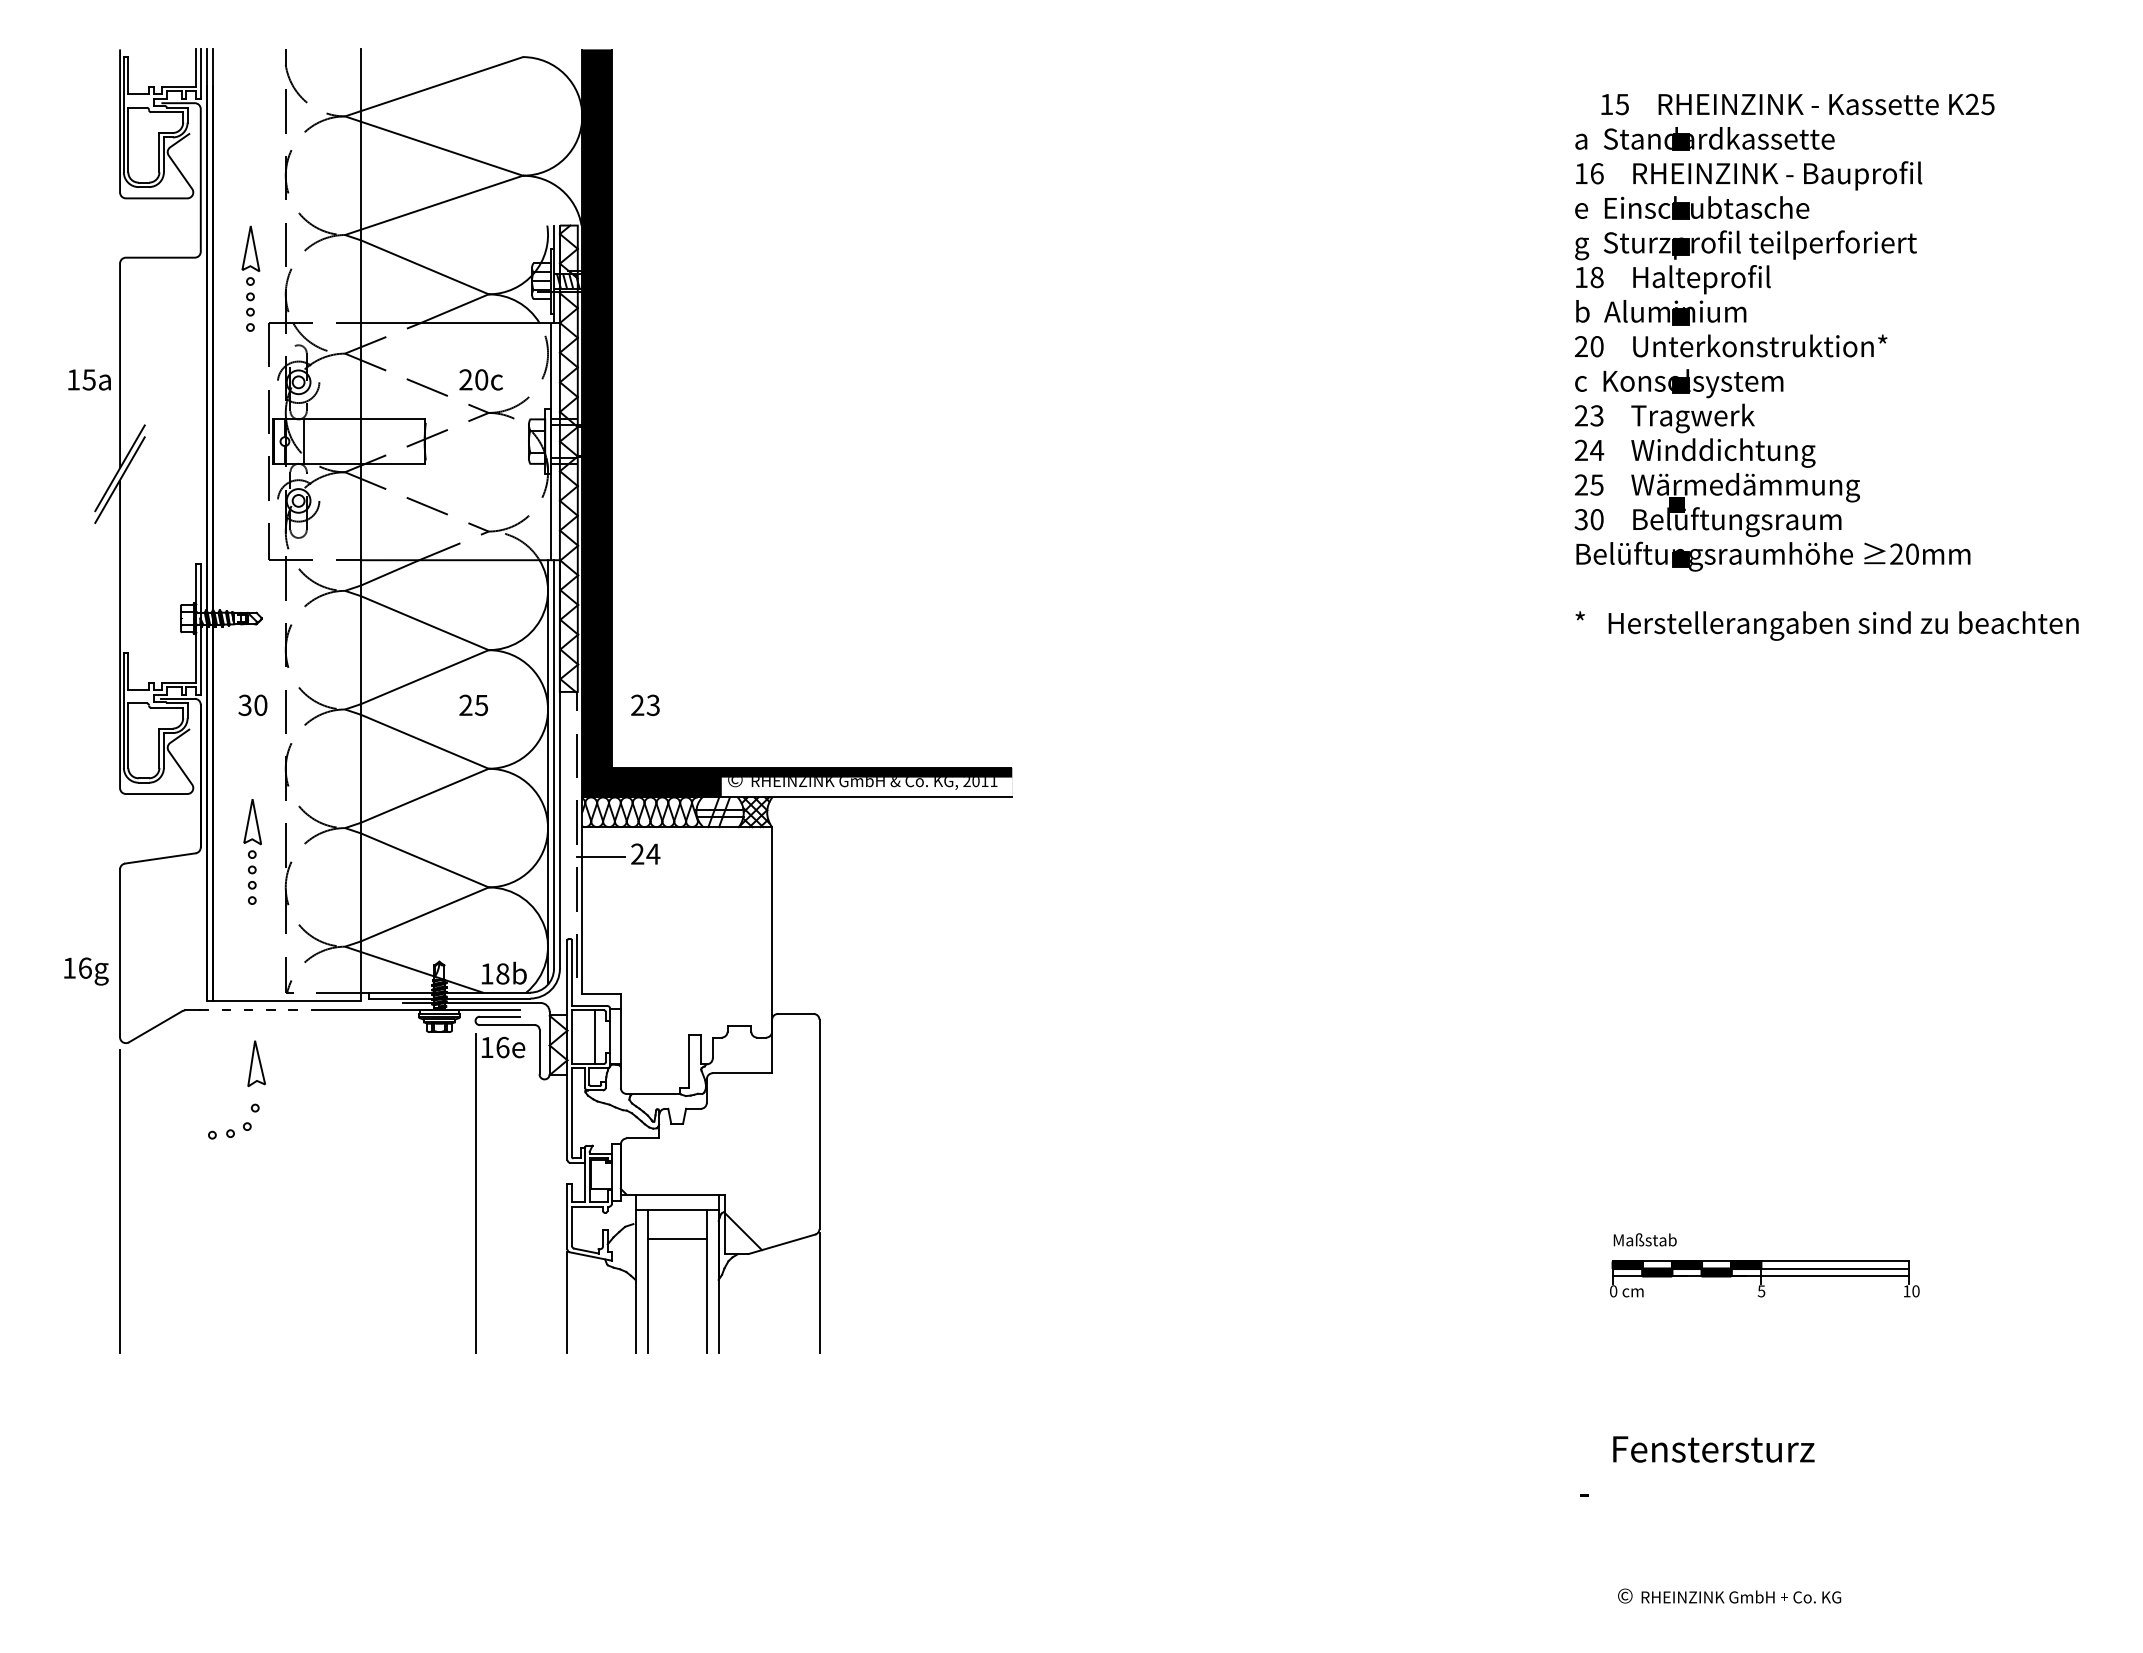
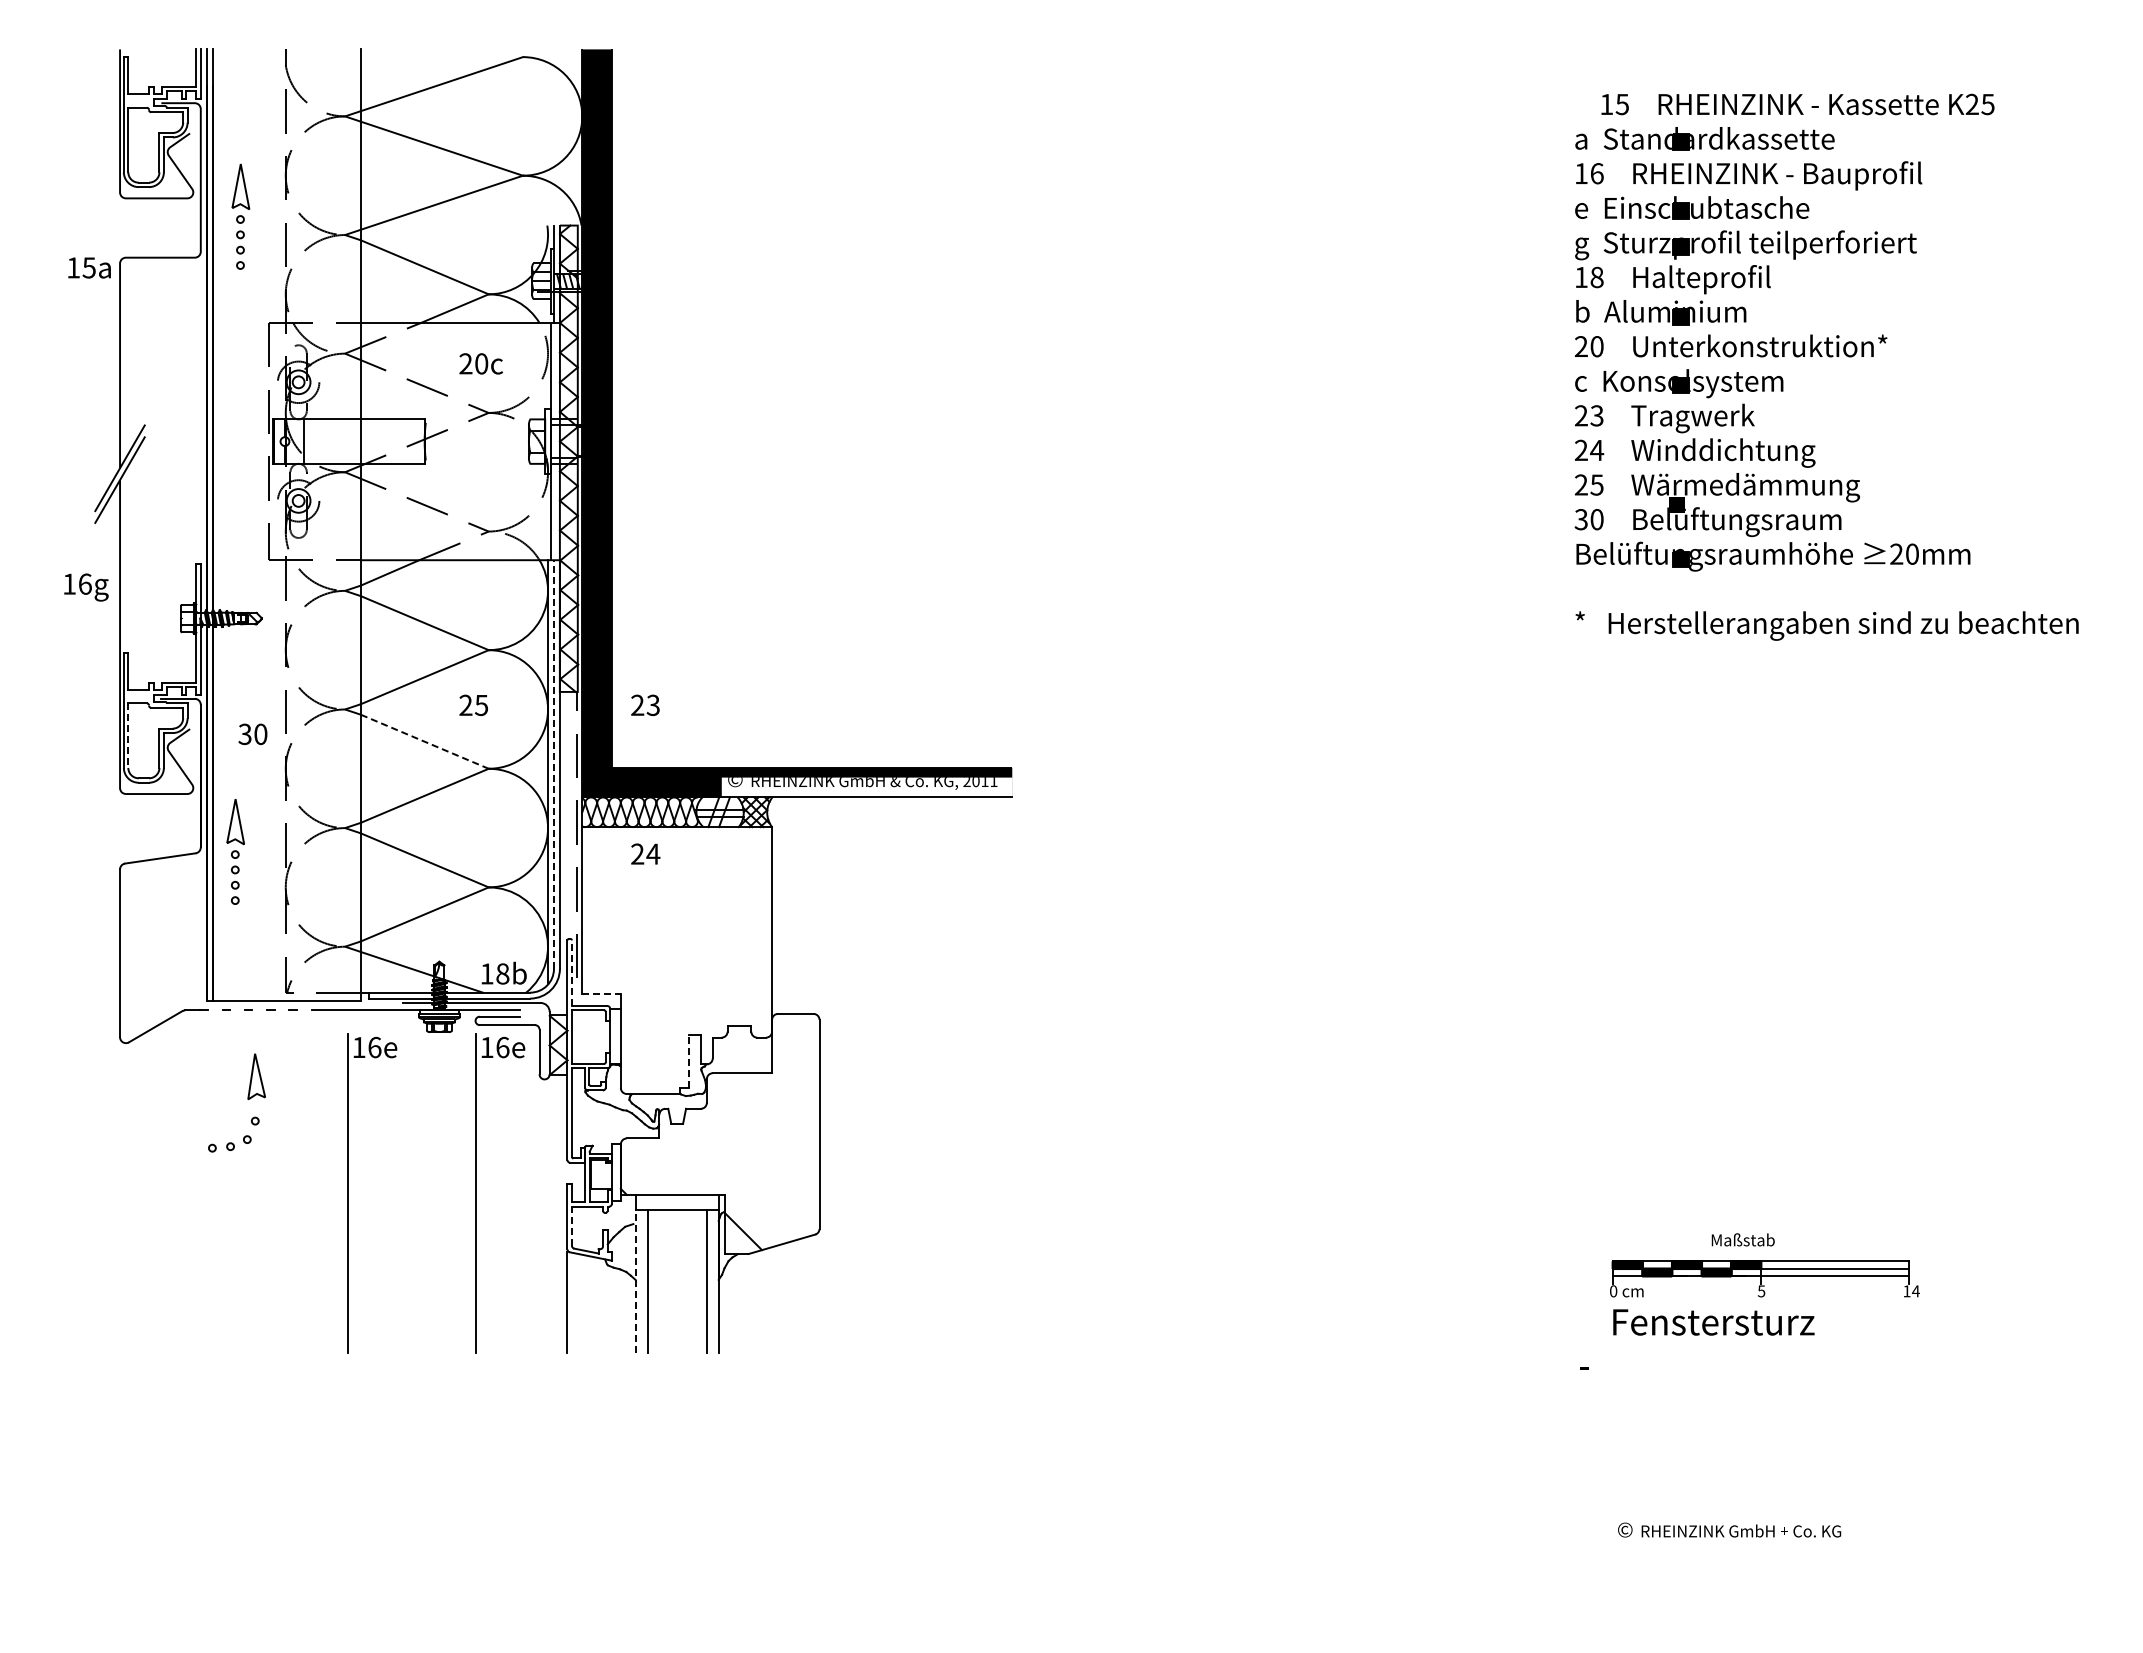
part position: (250, 278) -> (240, 216) (240, 216)
text position: (89, 379) -> (89, 267) (89, 267)
text position: (480, 379) -> (480, 363) (480, 363)
text position: (252, 704) -> (252, 733) (252, 733)
line: solid -> dashed (128, 736)
line: solid -> dashed (425, 741)
line: solid -> dashed (553, 764)
part position: (252, 851) -> (235, 851) (235, 851)
line: present -> none (600, 856)
text position: (86, 971) -> (86, 587) (86, 587)
line: solid -> dashed (571, 973)
line: solid -> dashed (602, 993)
line: present -> none (595, 1036)
line: solid -> dashed (689, 1061)
part position: (247, 1086) -> (247, 1099) (247, 1099)
part: none -> present (348, 1193)
line: present -> none (120, 1201)
line: solid -> dashed (571, 1226)
line: present -> none (676, 1239)
text position: (1644, 1239) -> (1742, 1239) (1742, 1239)
line: solid -> dashed (635, 1280)
text: 10 -> 14 (1915, 1291)
line: present -> none (819, 1292)
text position: (1697, 1466) -> (1697, 1339) (1697, 1339)
text position: (1729, 1595) -> (1729, 1529) (1729, 1529)
